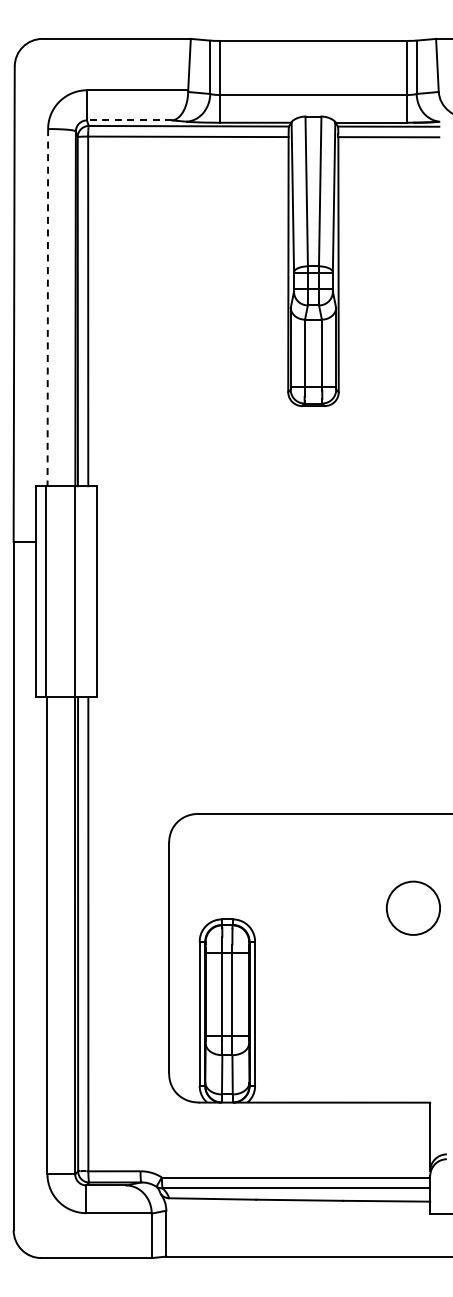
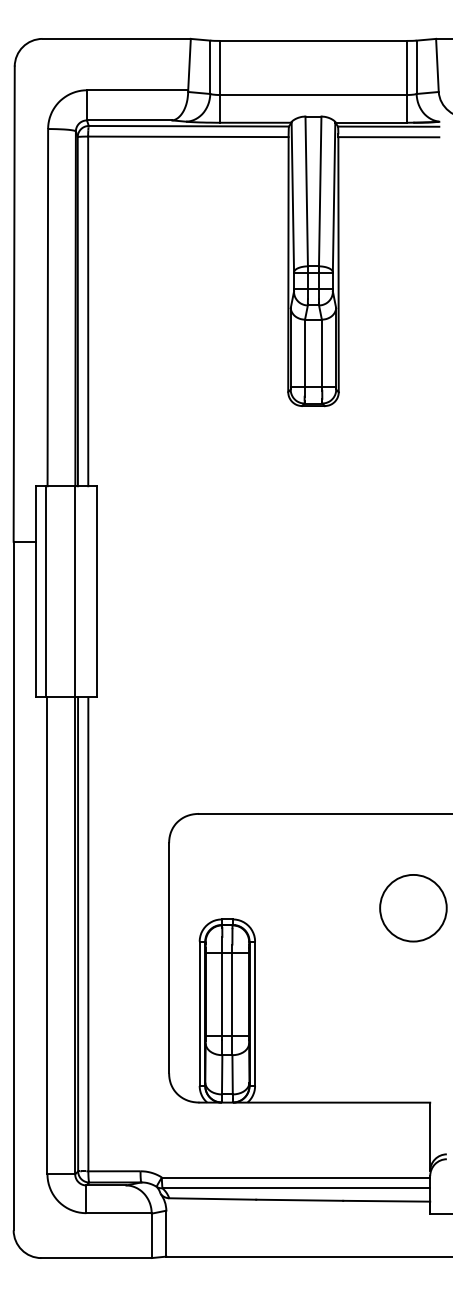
line: dashed -> solid (129, 120)
line: dashed -> solid (47, 307)
circle size: 56x56 px -> 69x69 px (413, 908)
